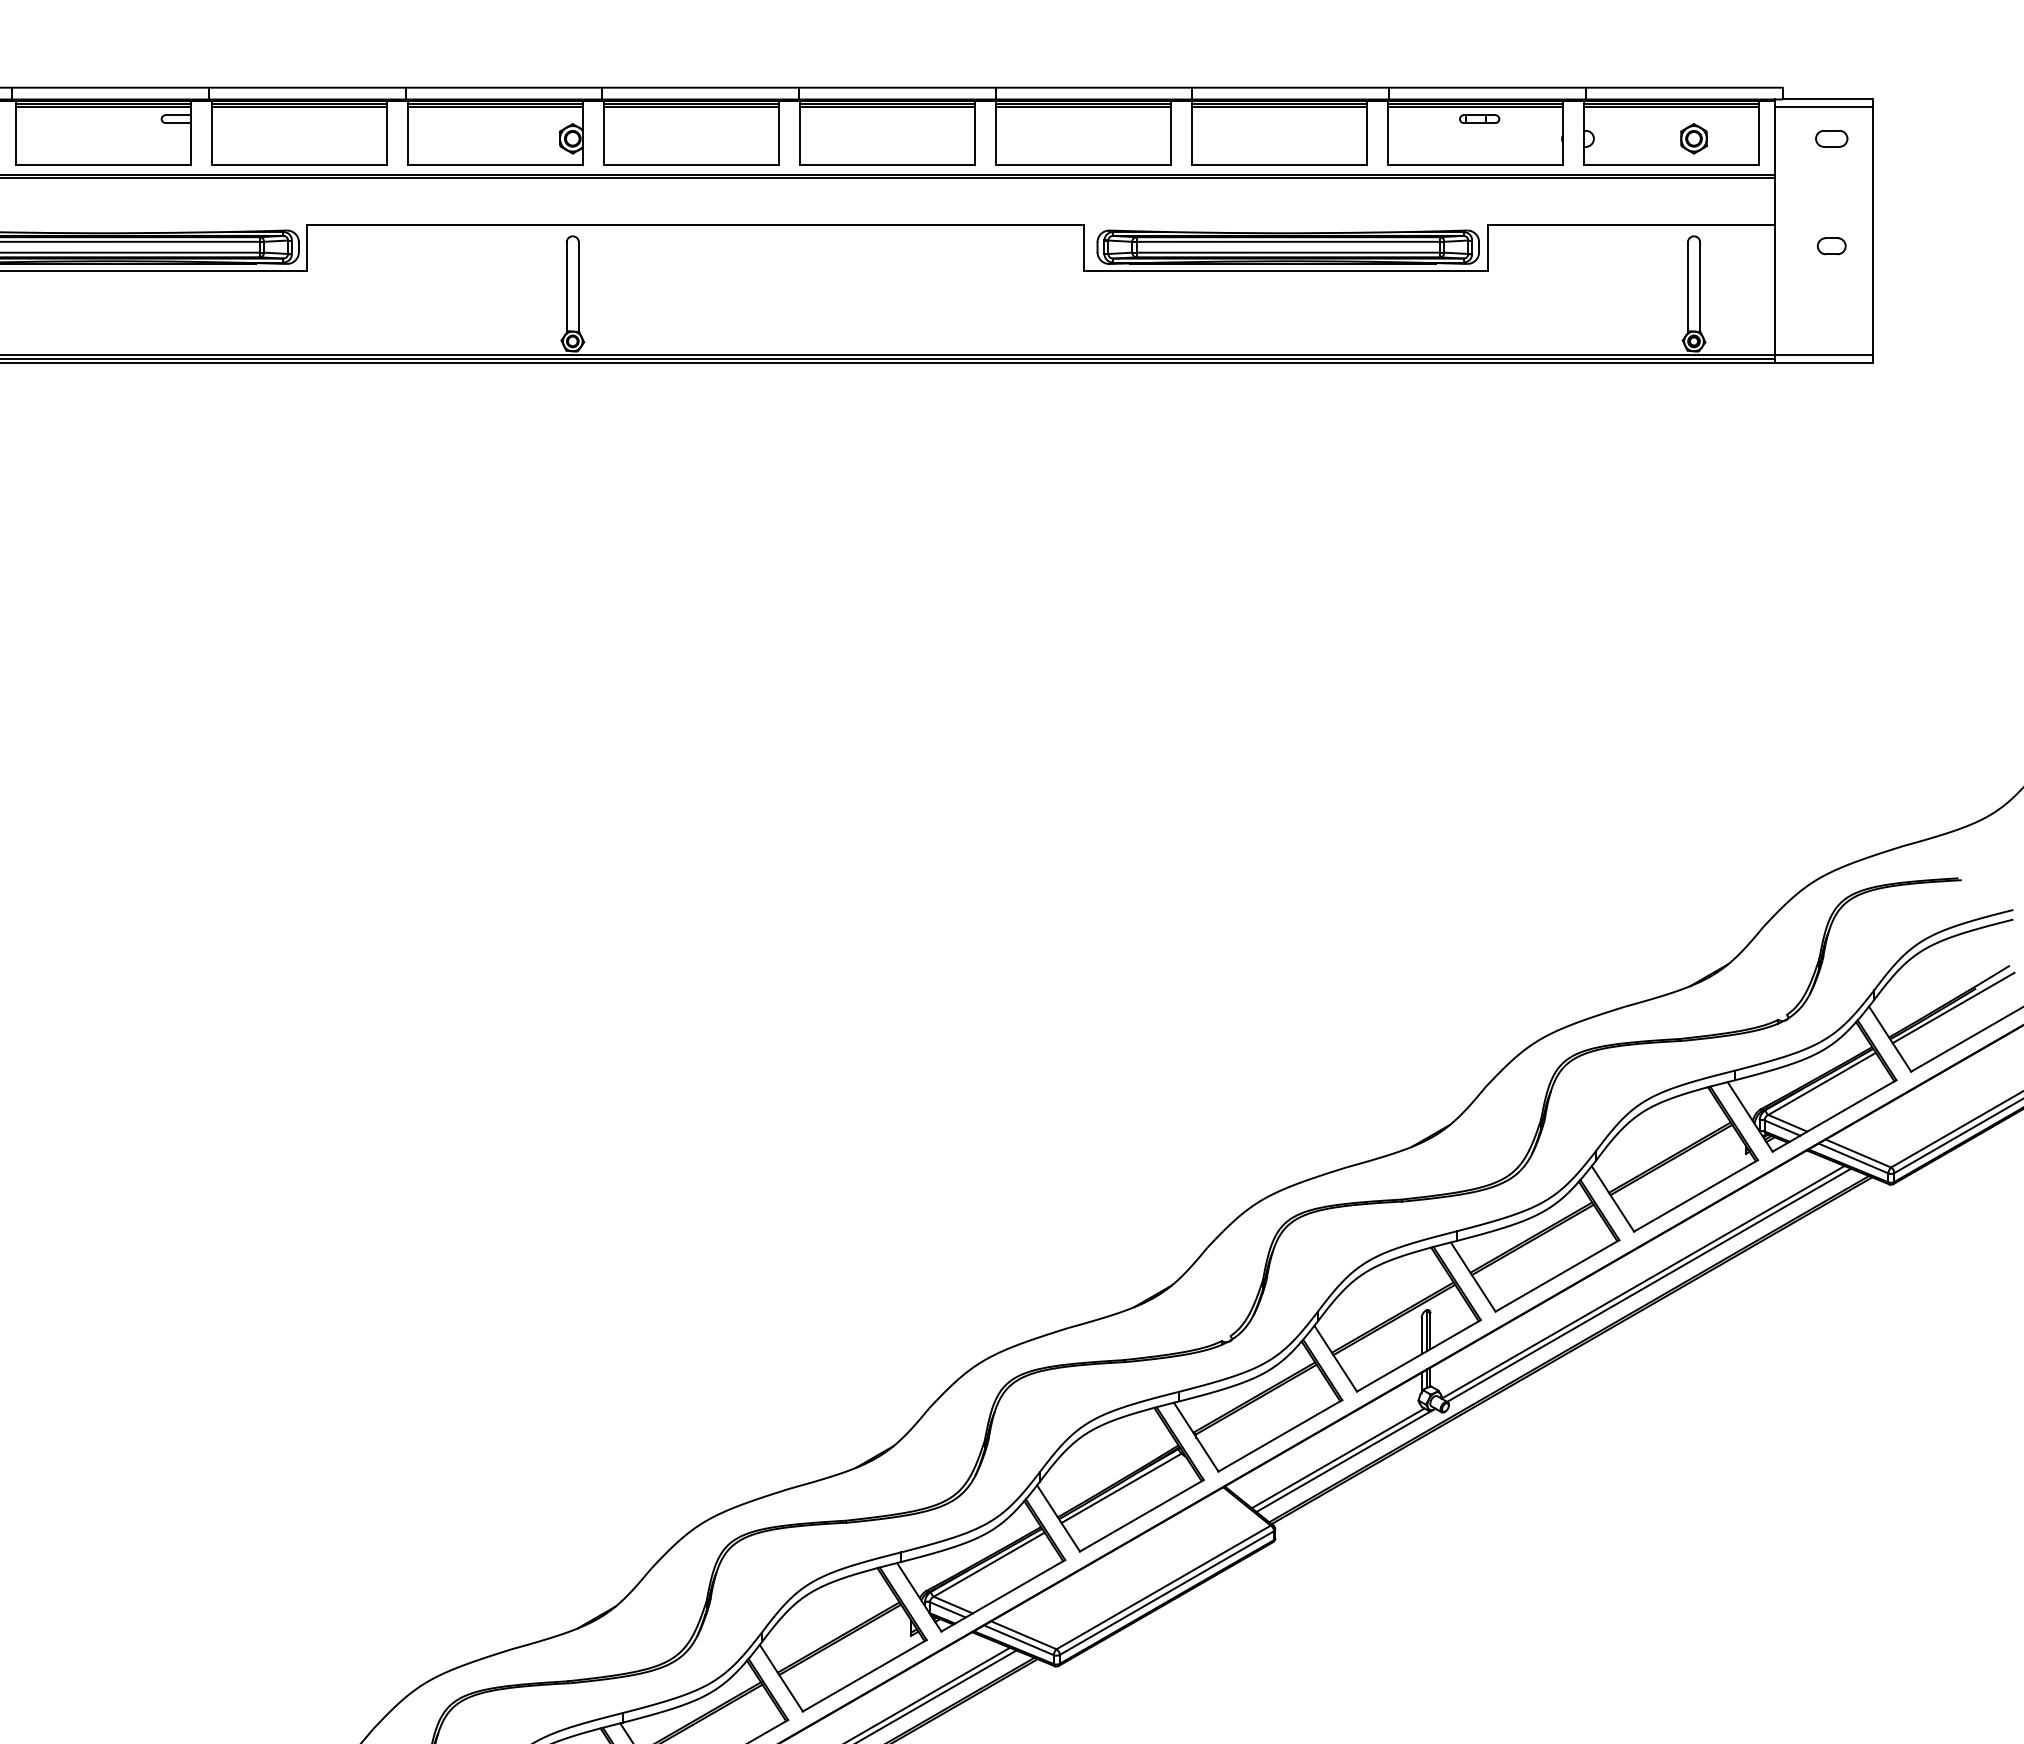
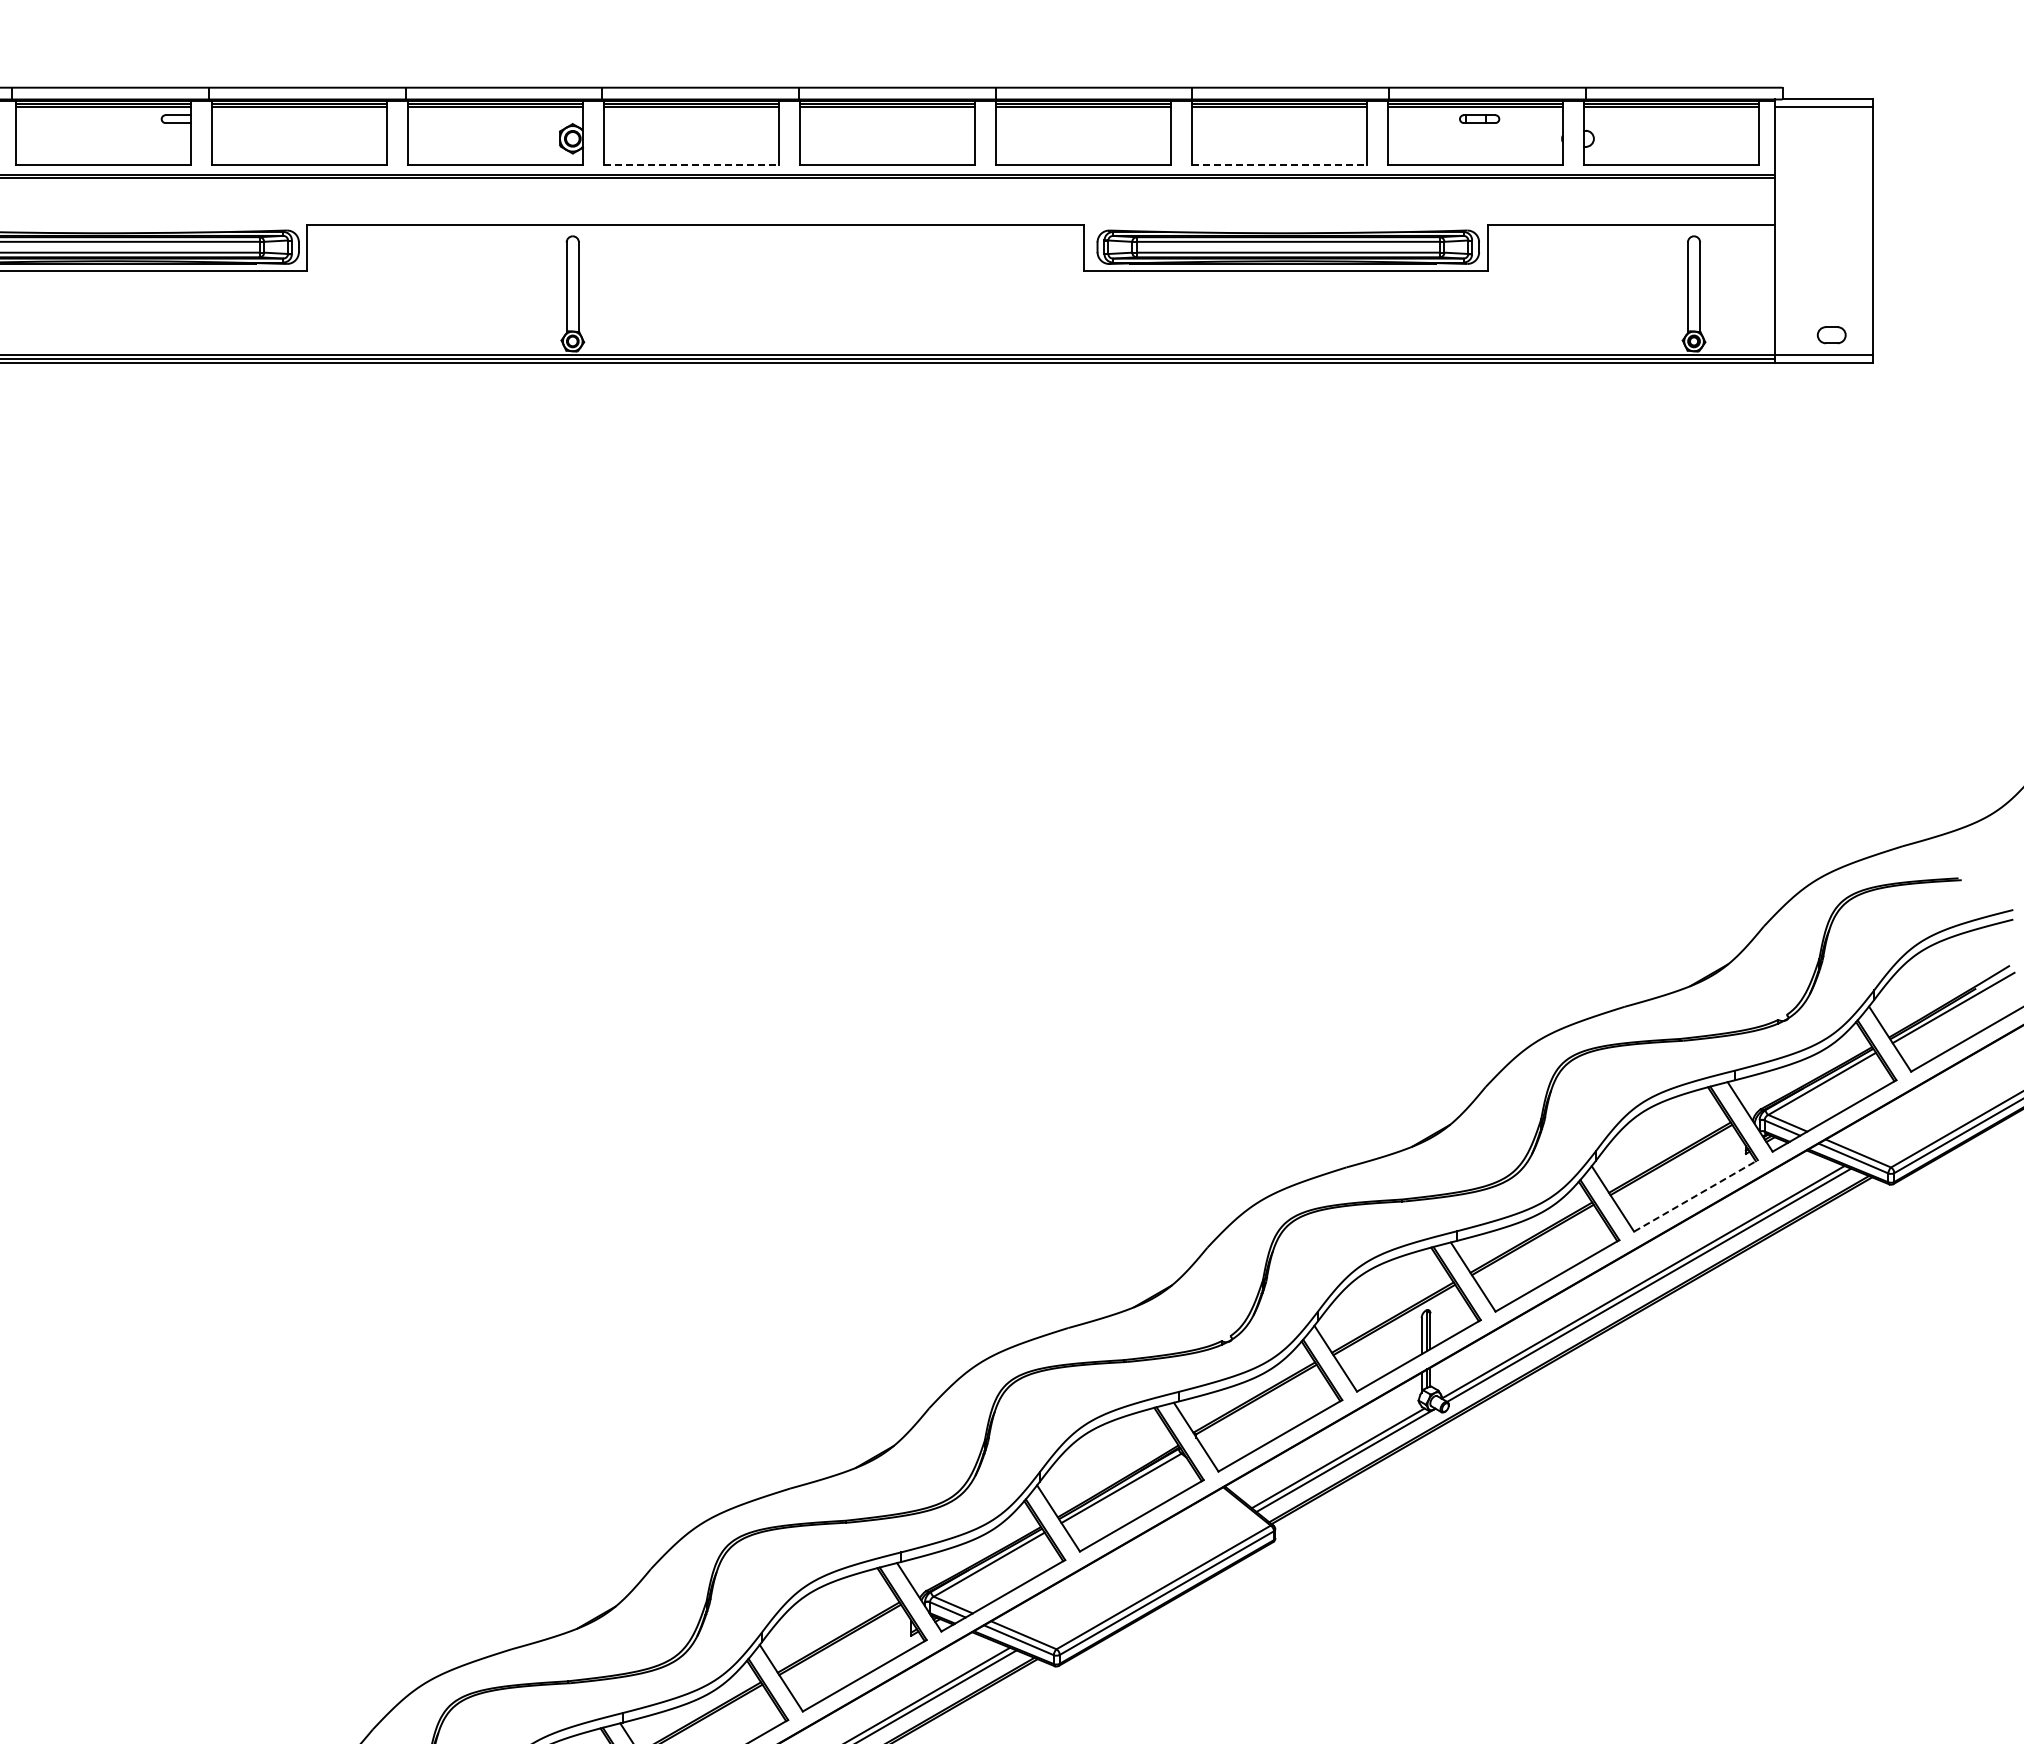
part: present -> none (1693, 138)
part: present -> none (1831, 138)
line: solid -> dashed (691, 165)
line: solid -> dashed (1279, 165)
part position: (1831, 246) -> (1831, 335) (1831, 335)
line: solid -> dashed (1696, 1195)
